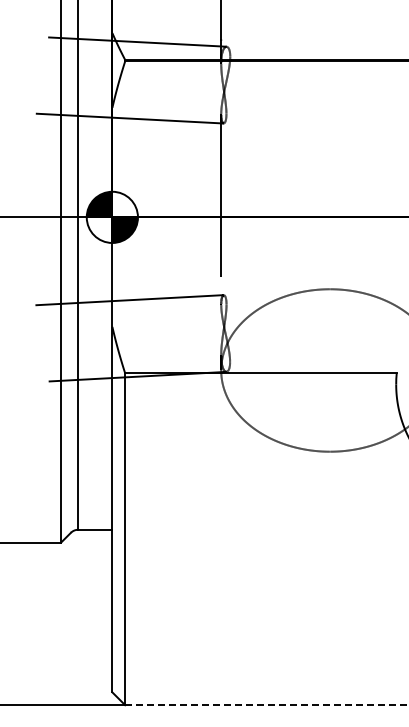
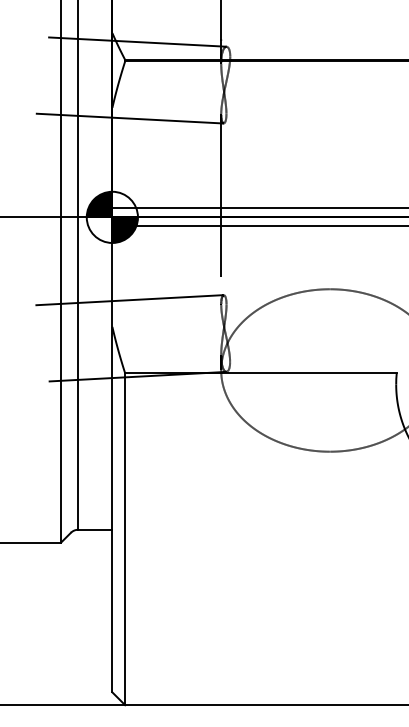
line: none -> present (258, 208)
line: none -> present (258, 226)
line: dashed -> solid (266, 705)
